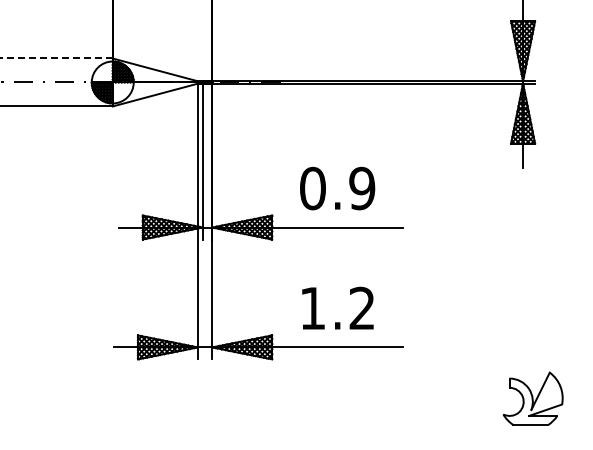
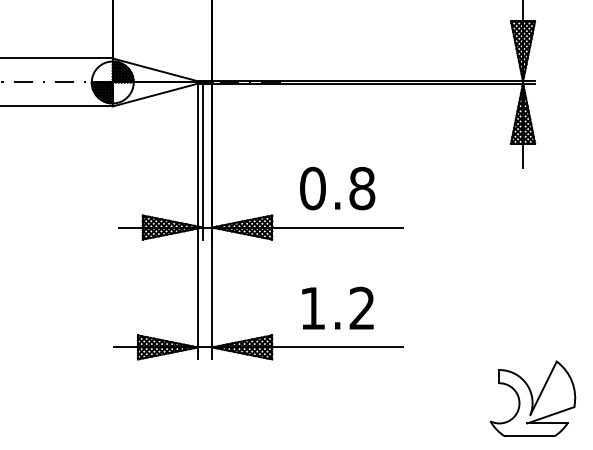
line: dashed -> solid (56, 58)
text: 0.9 -> 0.8 (362, 188)
part size: 62x55 px -> 87x77 px (533, 398)
